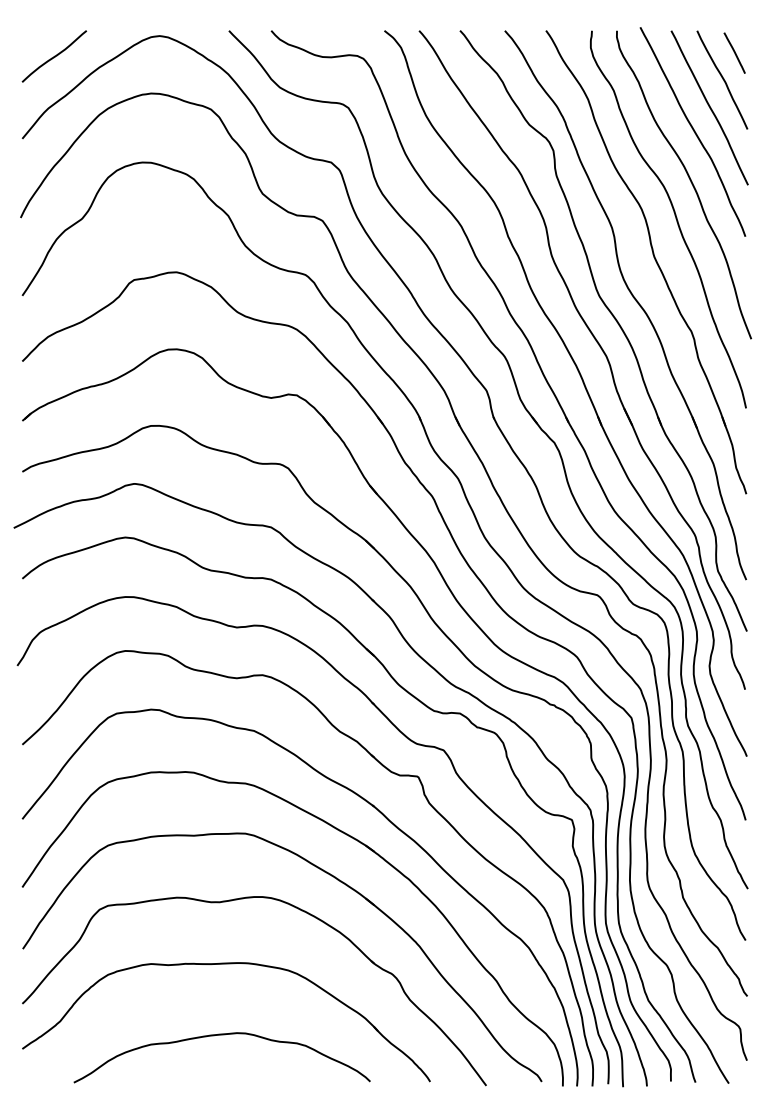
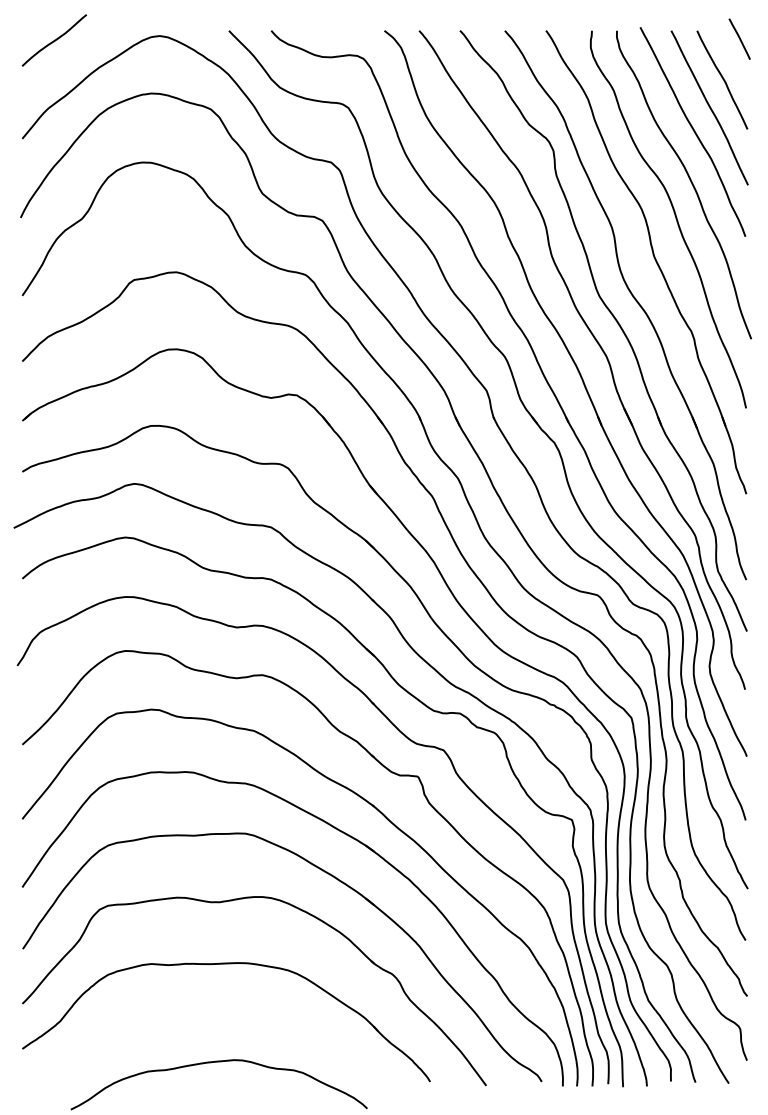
line position: (734, 52) -> (739, 38) (739, 38)
curve position: (53, 56) -> (53, 40) (53, 40)
curve position: (221, 1035) -> (218, 1062) (218, 1062)
